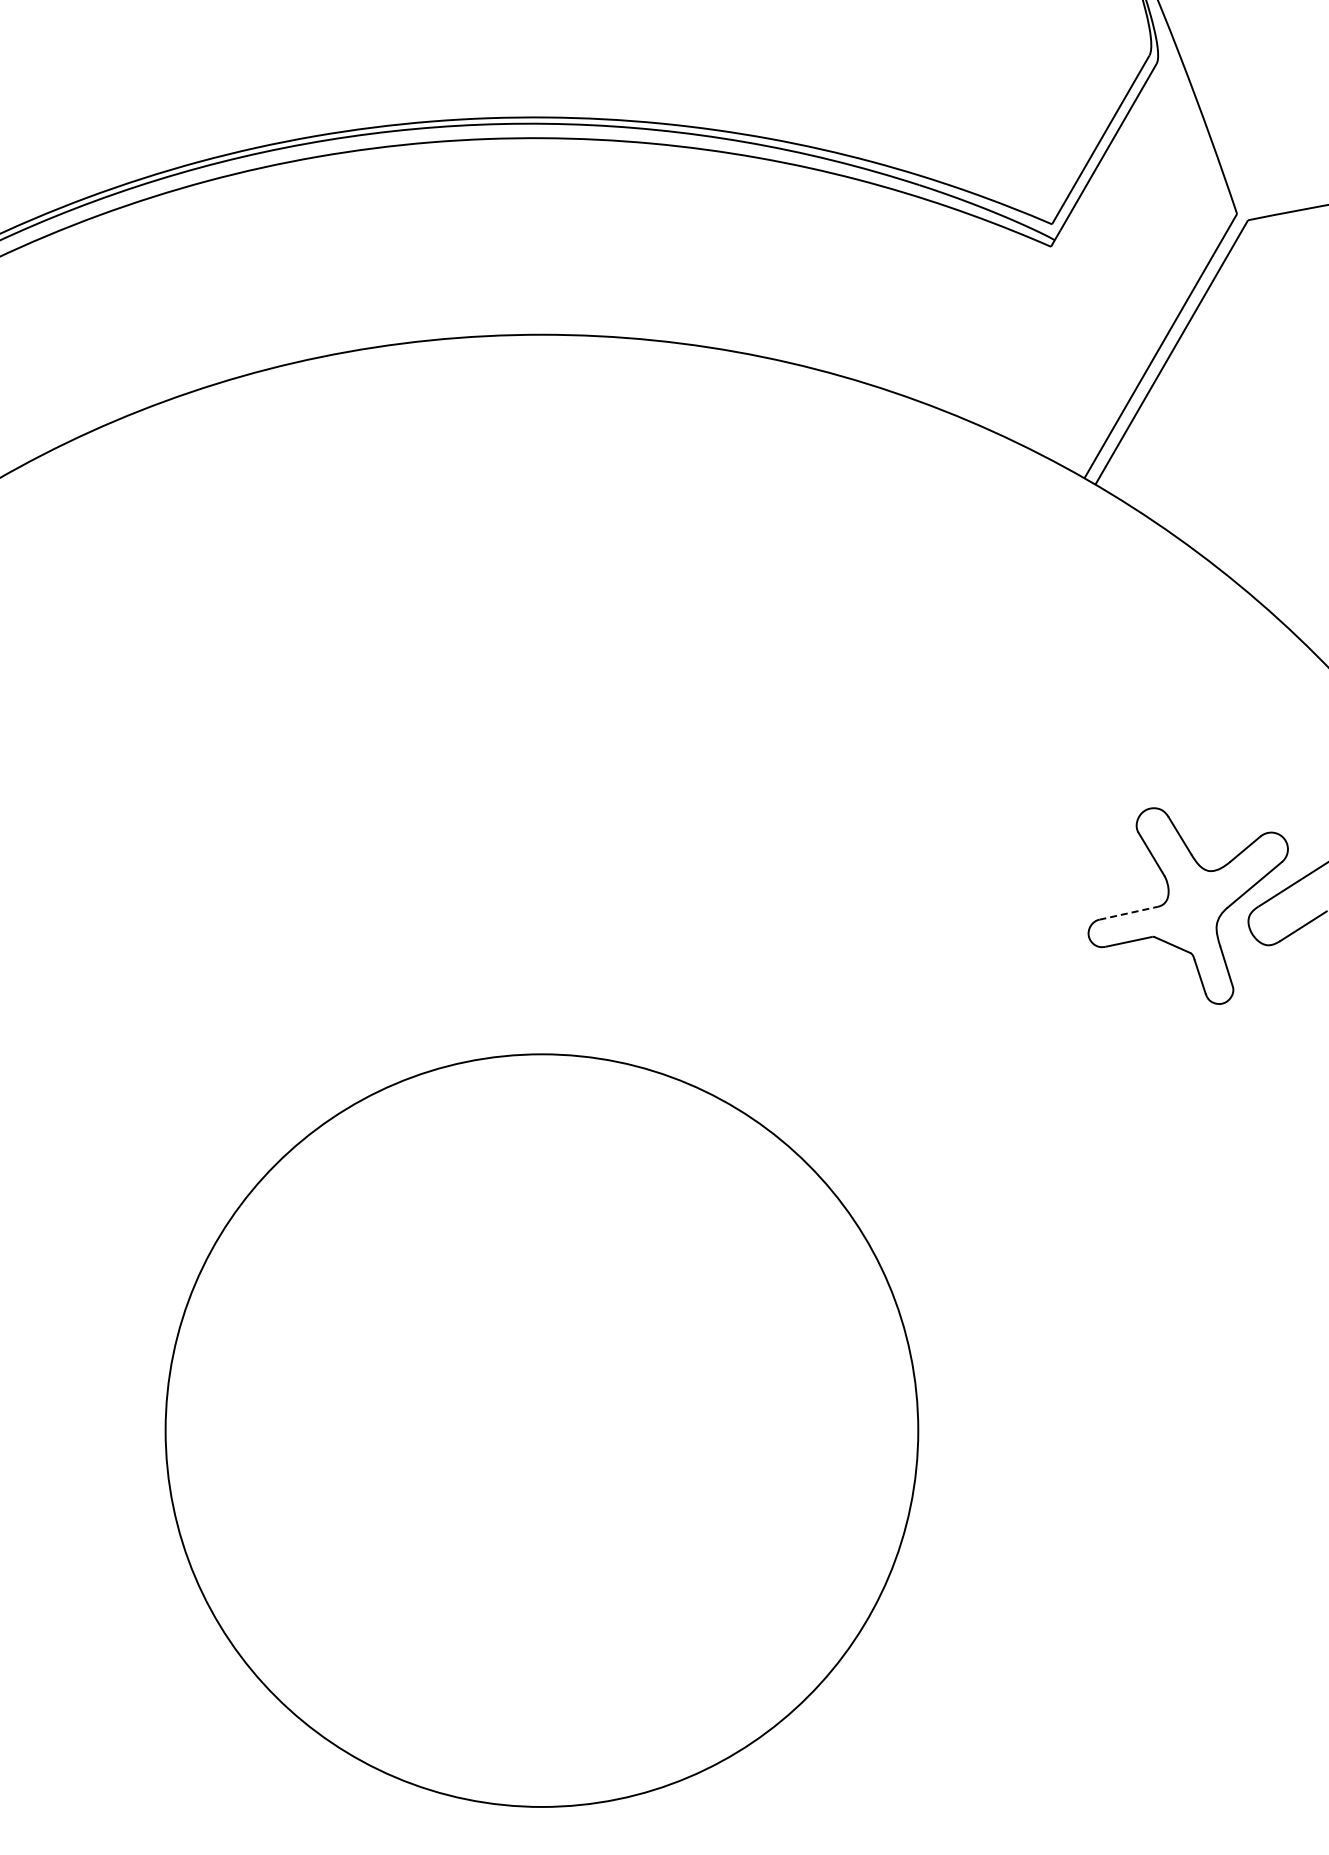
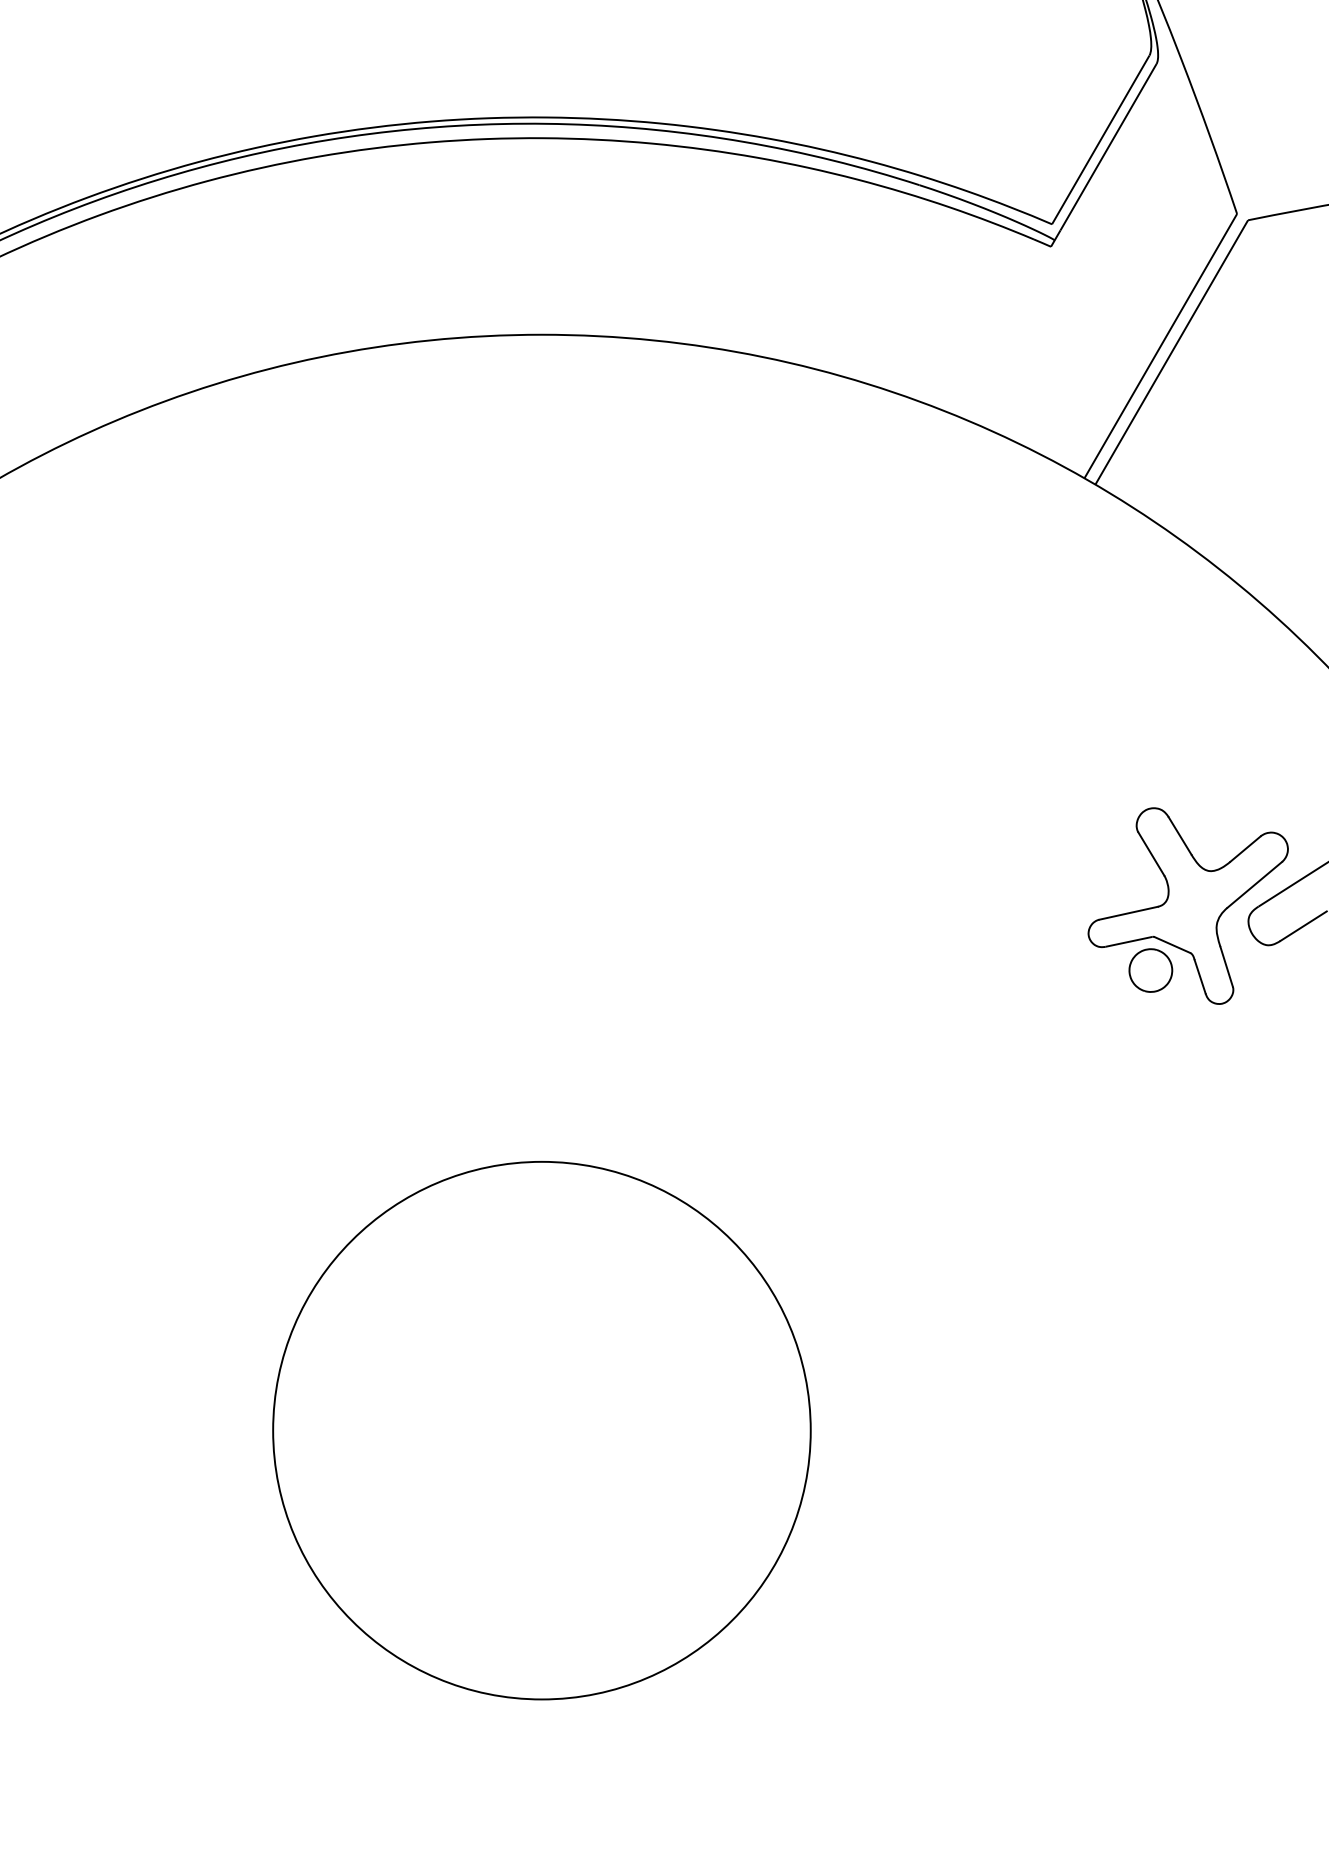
line: dashed -> solid (1128, 913)
part: none -> present (1150, 970)
circle diameter: 753 px -> 538 px (541, 1430)
